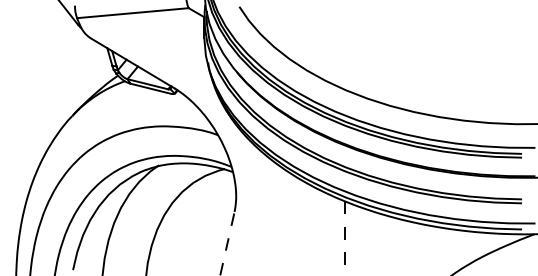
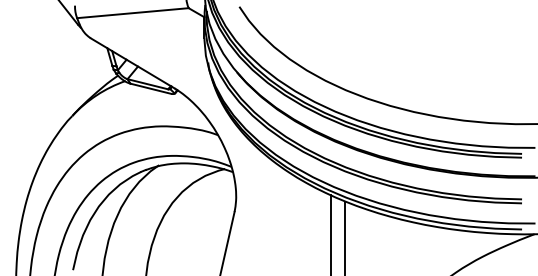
line: none -> present (330, 233)
line: dashed -> solid (345, 238)
line: dashed -> solid (227, 243)
